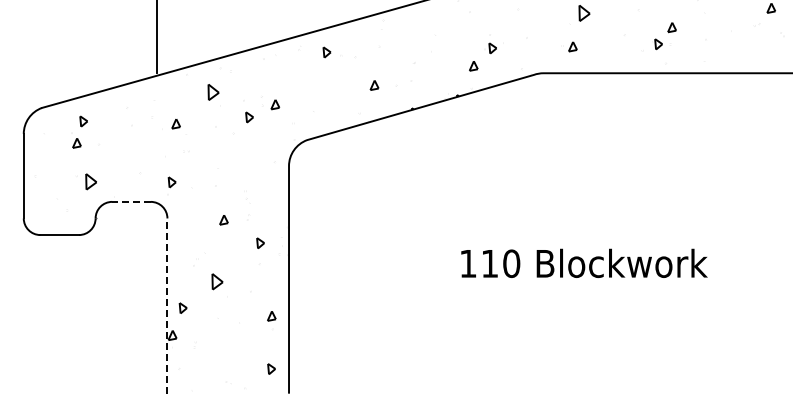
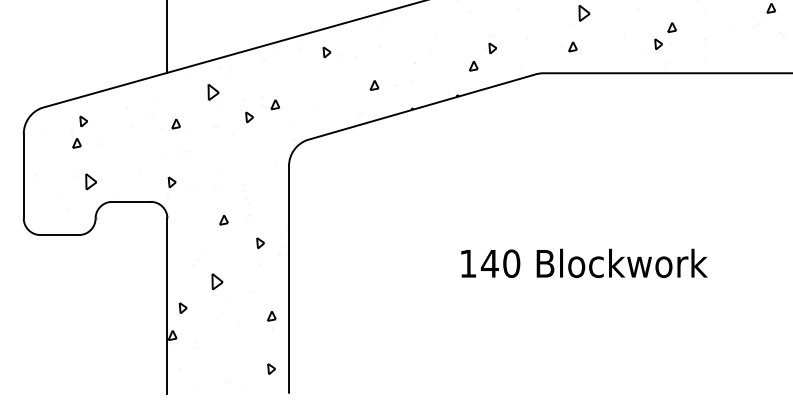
line position: (157, 37) -> (167, 37) (167, 37)
line: dashed -> solid (131, 201)
text: 110 -> 140 (489, 263)
line: dashed -> solid (167, 306)
